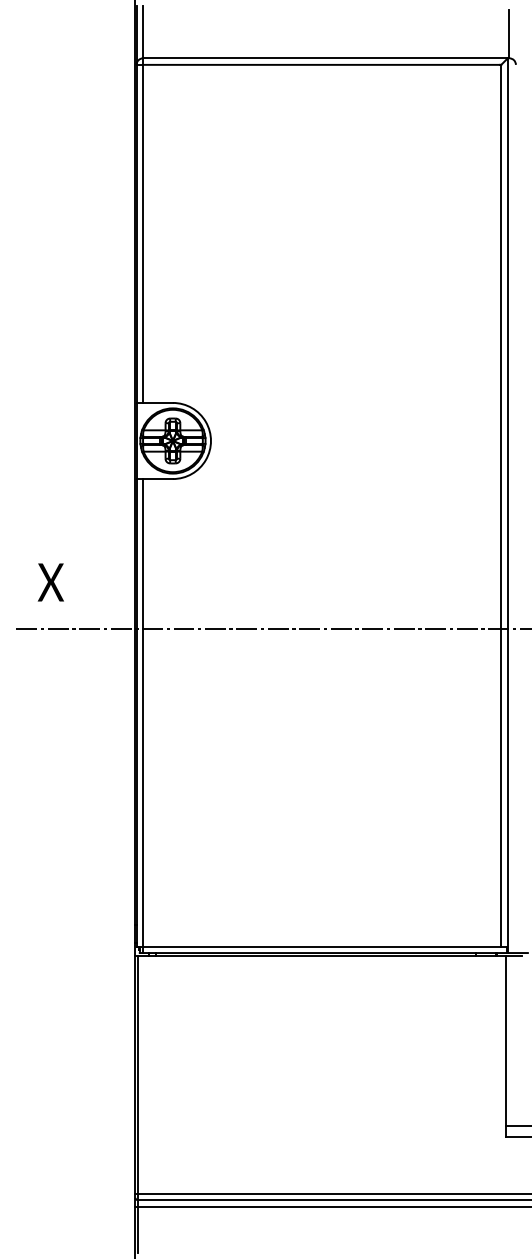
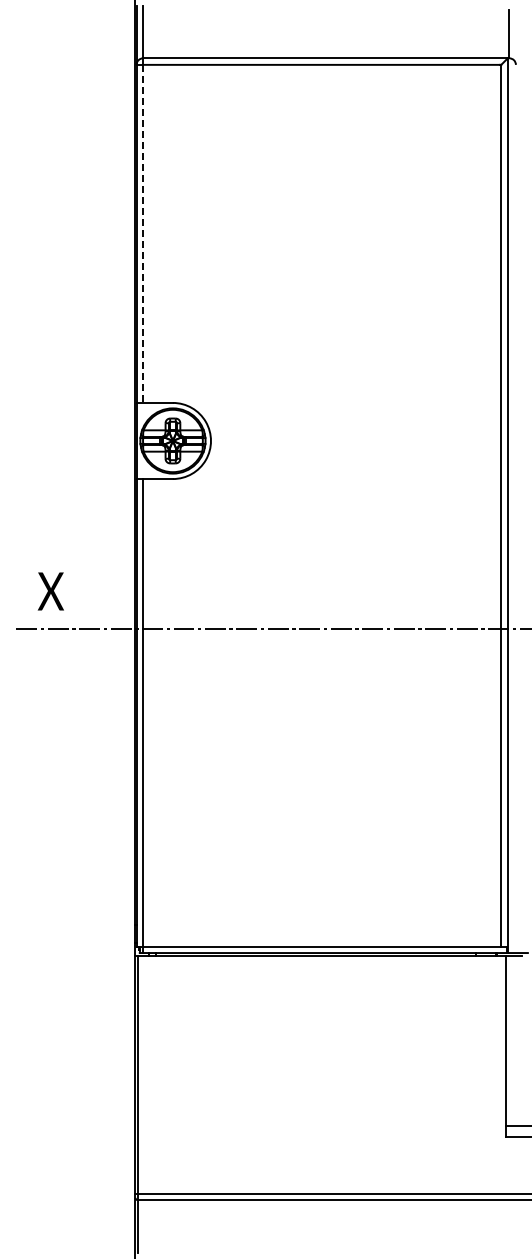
line: solid -> dashed (143, 234)
text position: (50, 582) -> (50, 591) (50, 591)
line: present -> none (331, 1206)
